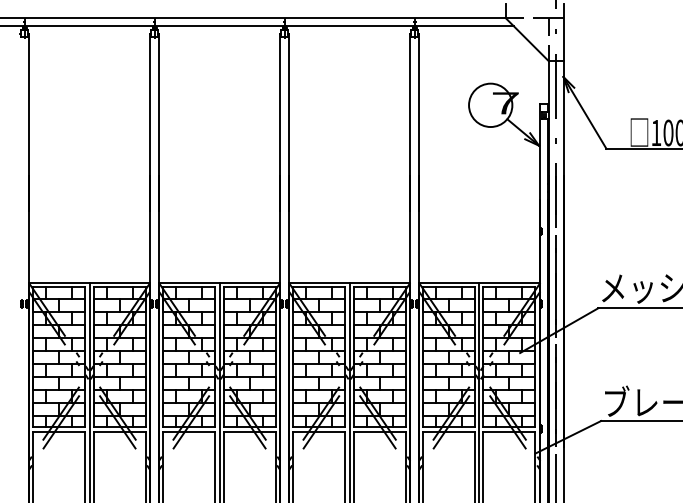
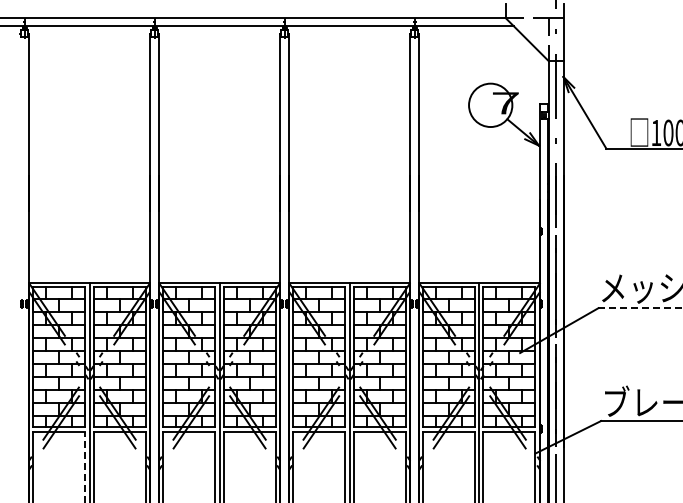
line: solid -> dashed (640, 308)
line: solid -> dashed (85, 466)
